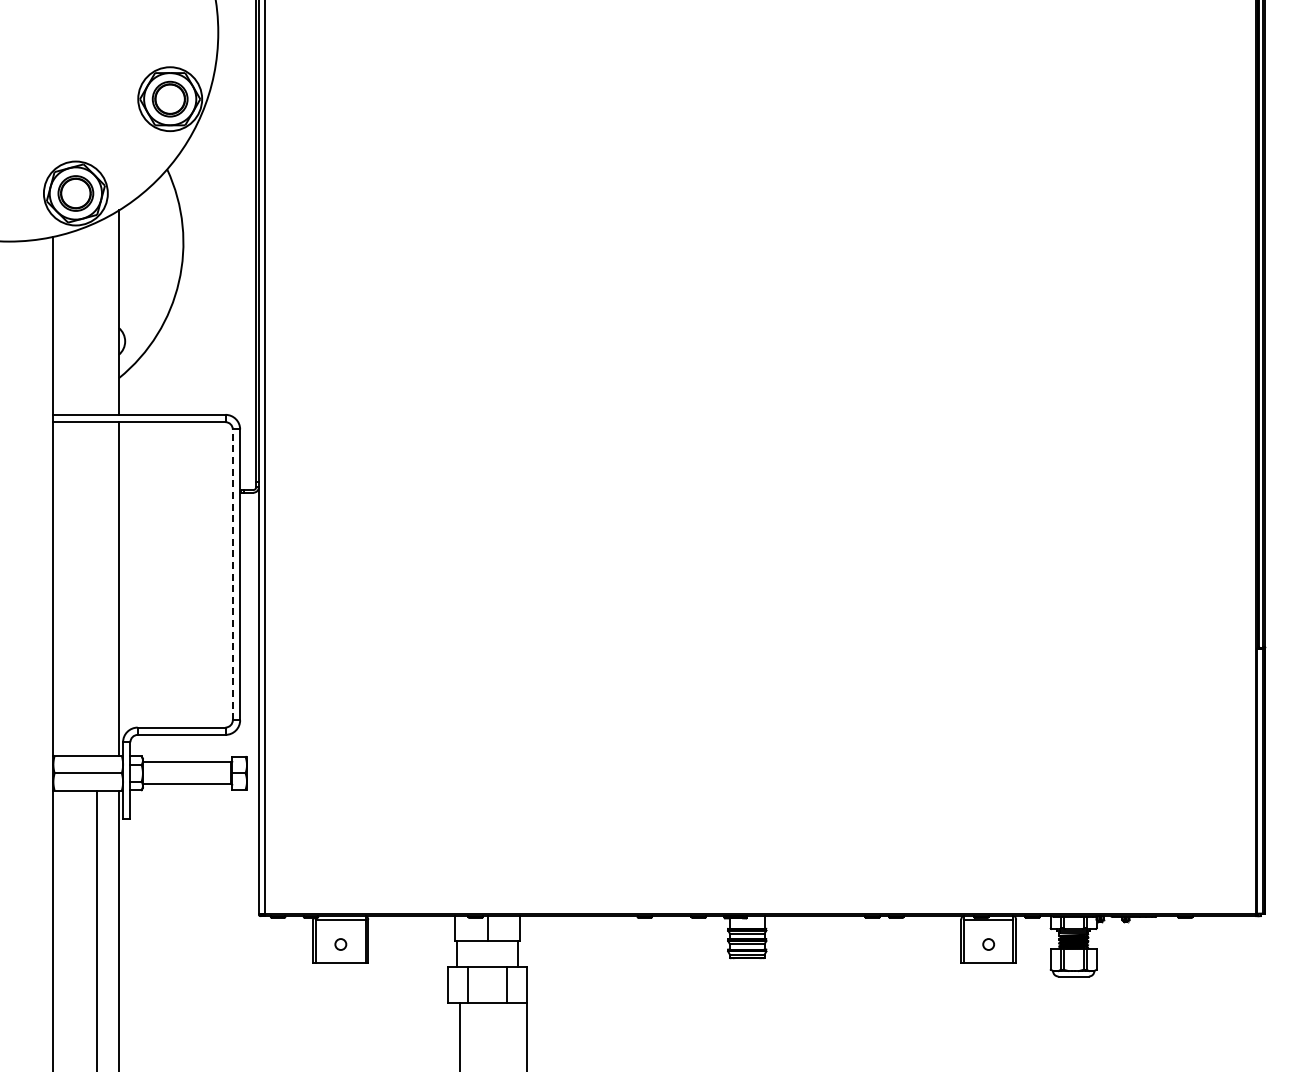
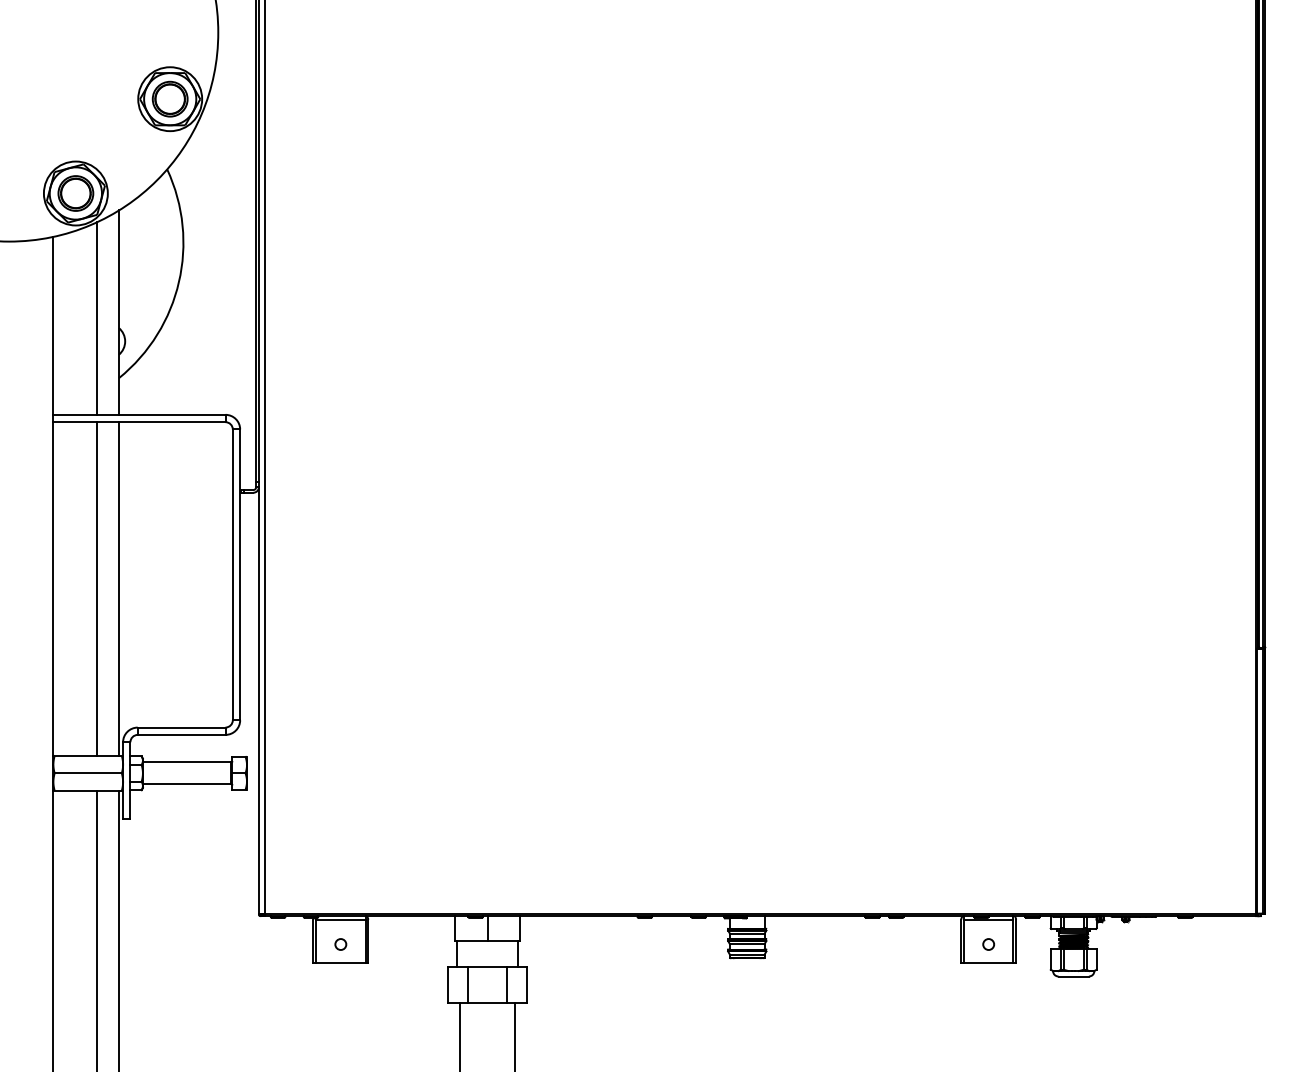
line: none -> present (97, 318)
line: dashed -> solid (232, 574)
line: none -> present (97, 588)
line position: (526, 1035) -> (514, 1035) (514, 1035)
